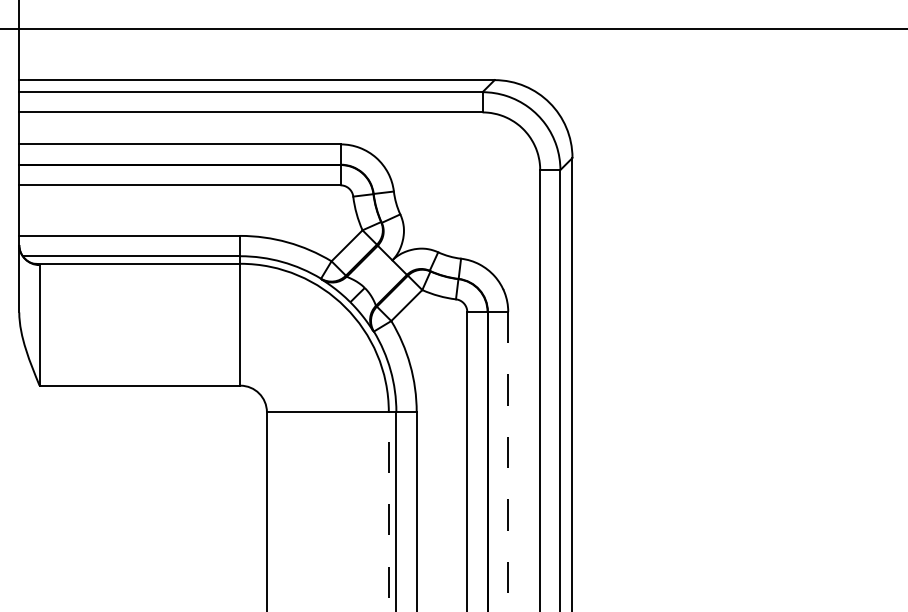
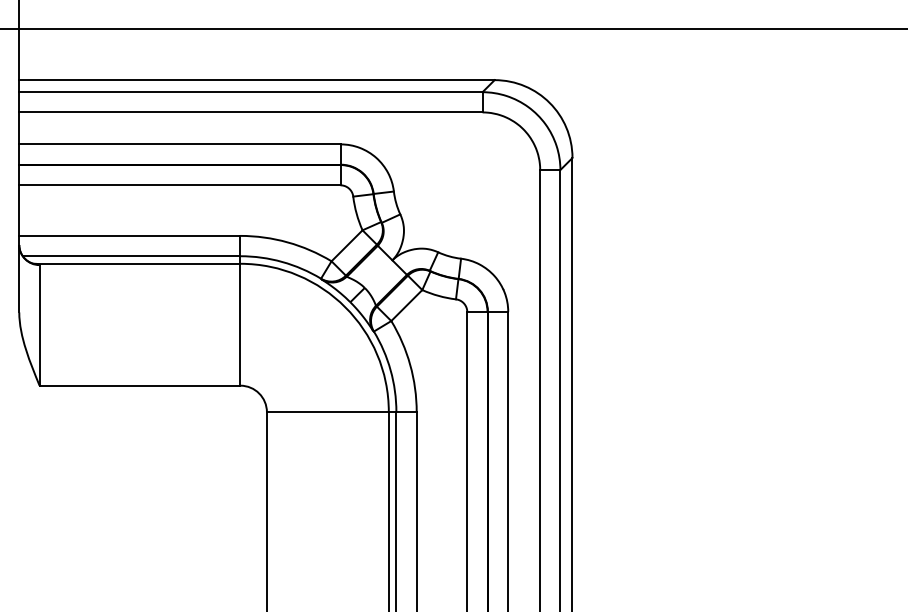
line: dashed -> solid (508, 461)
line: dashed -> solid (388, 511)
